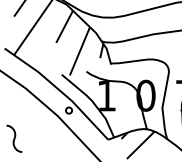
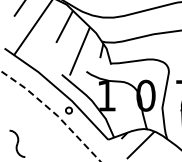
line: solid -> dashed (54, 112)
part position: (14, 138) -> (17, 143) (17, 143)
